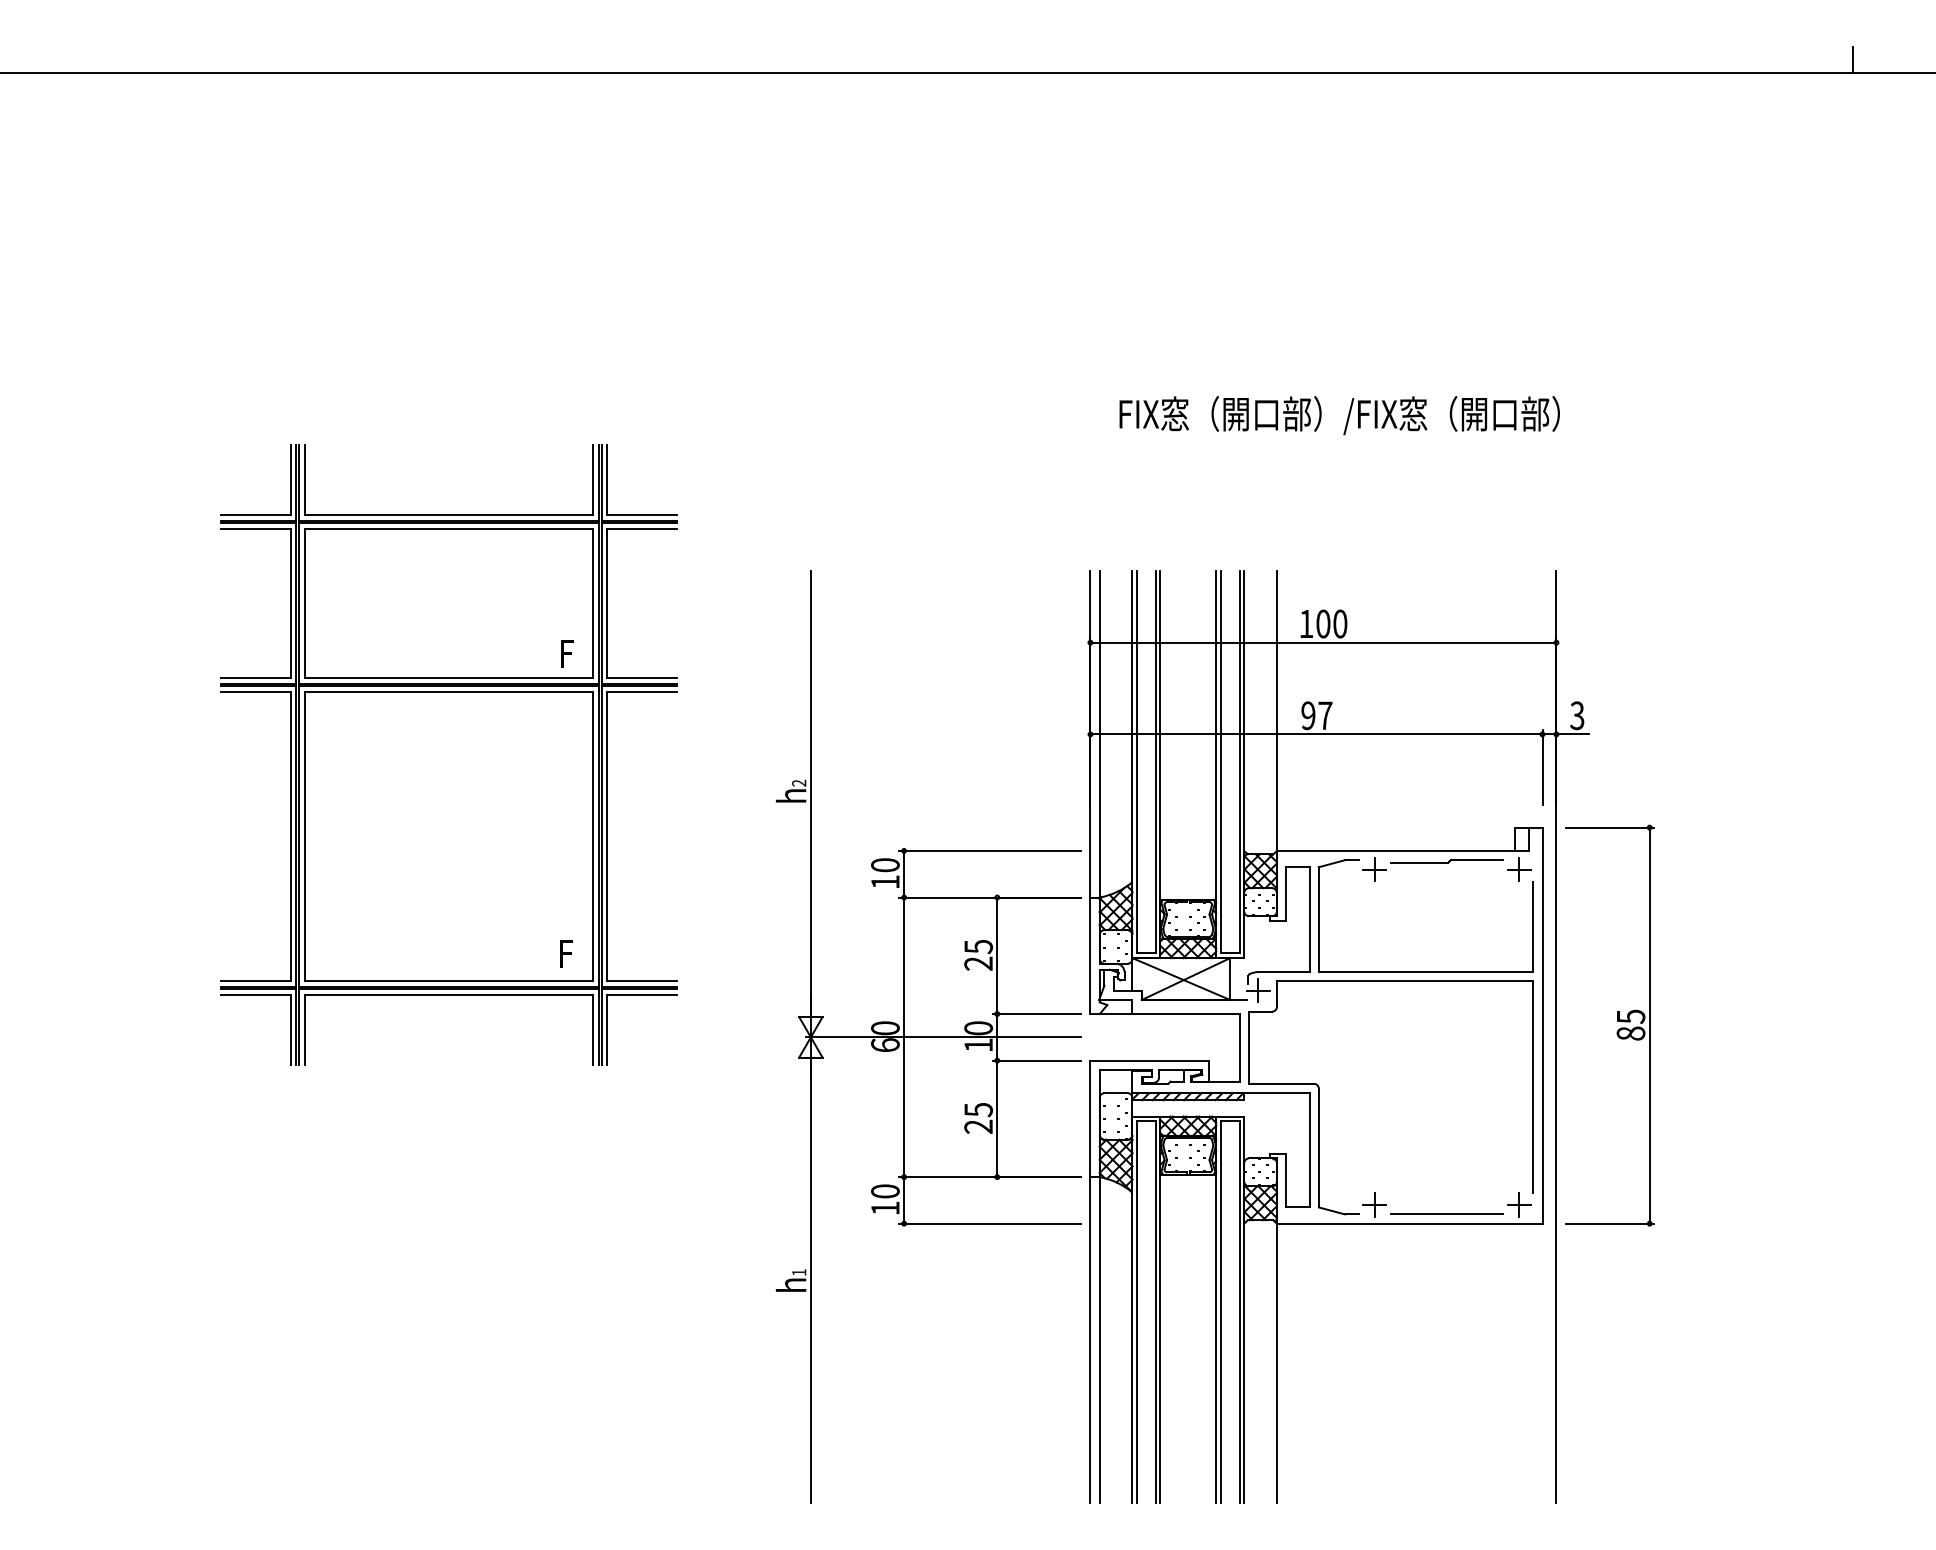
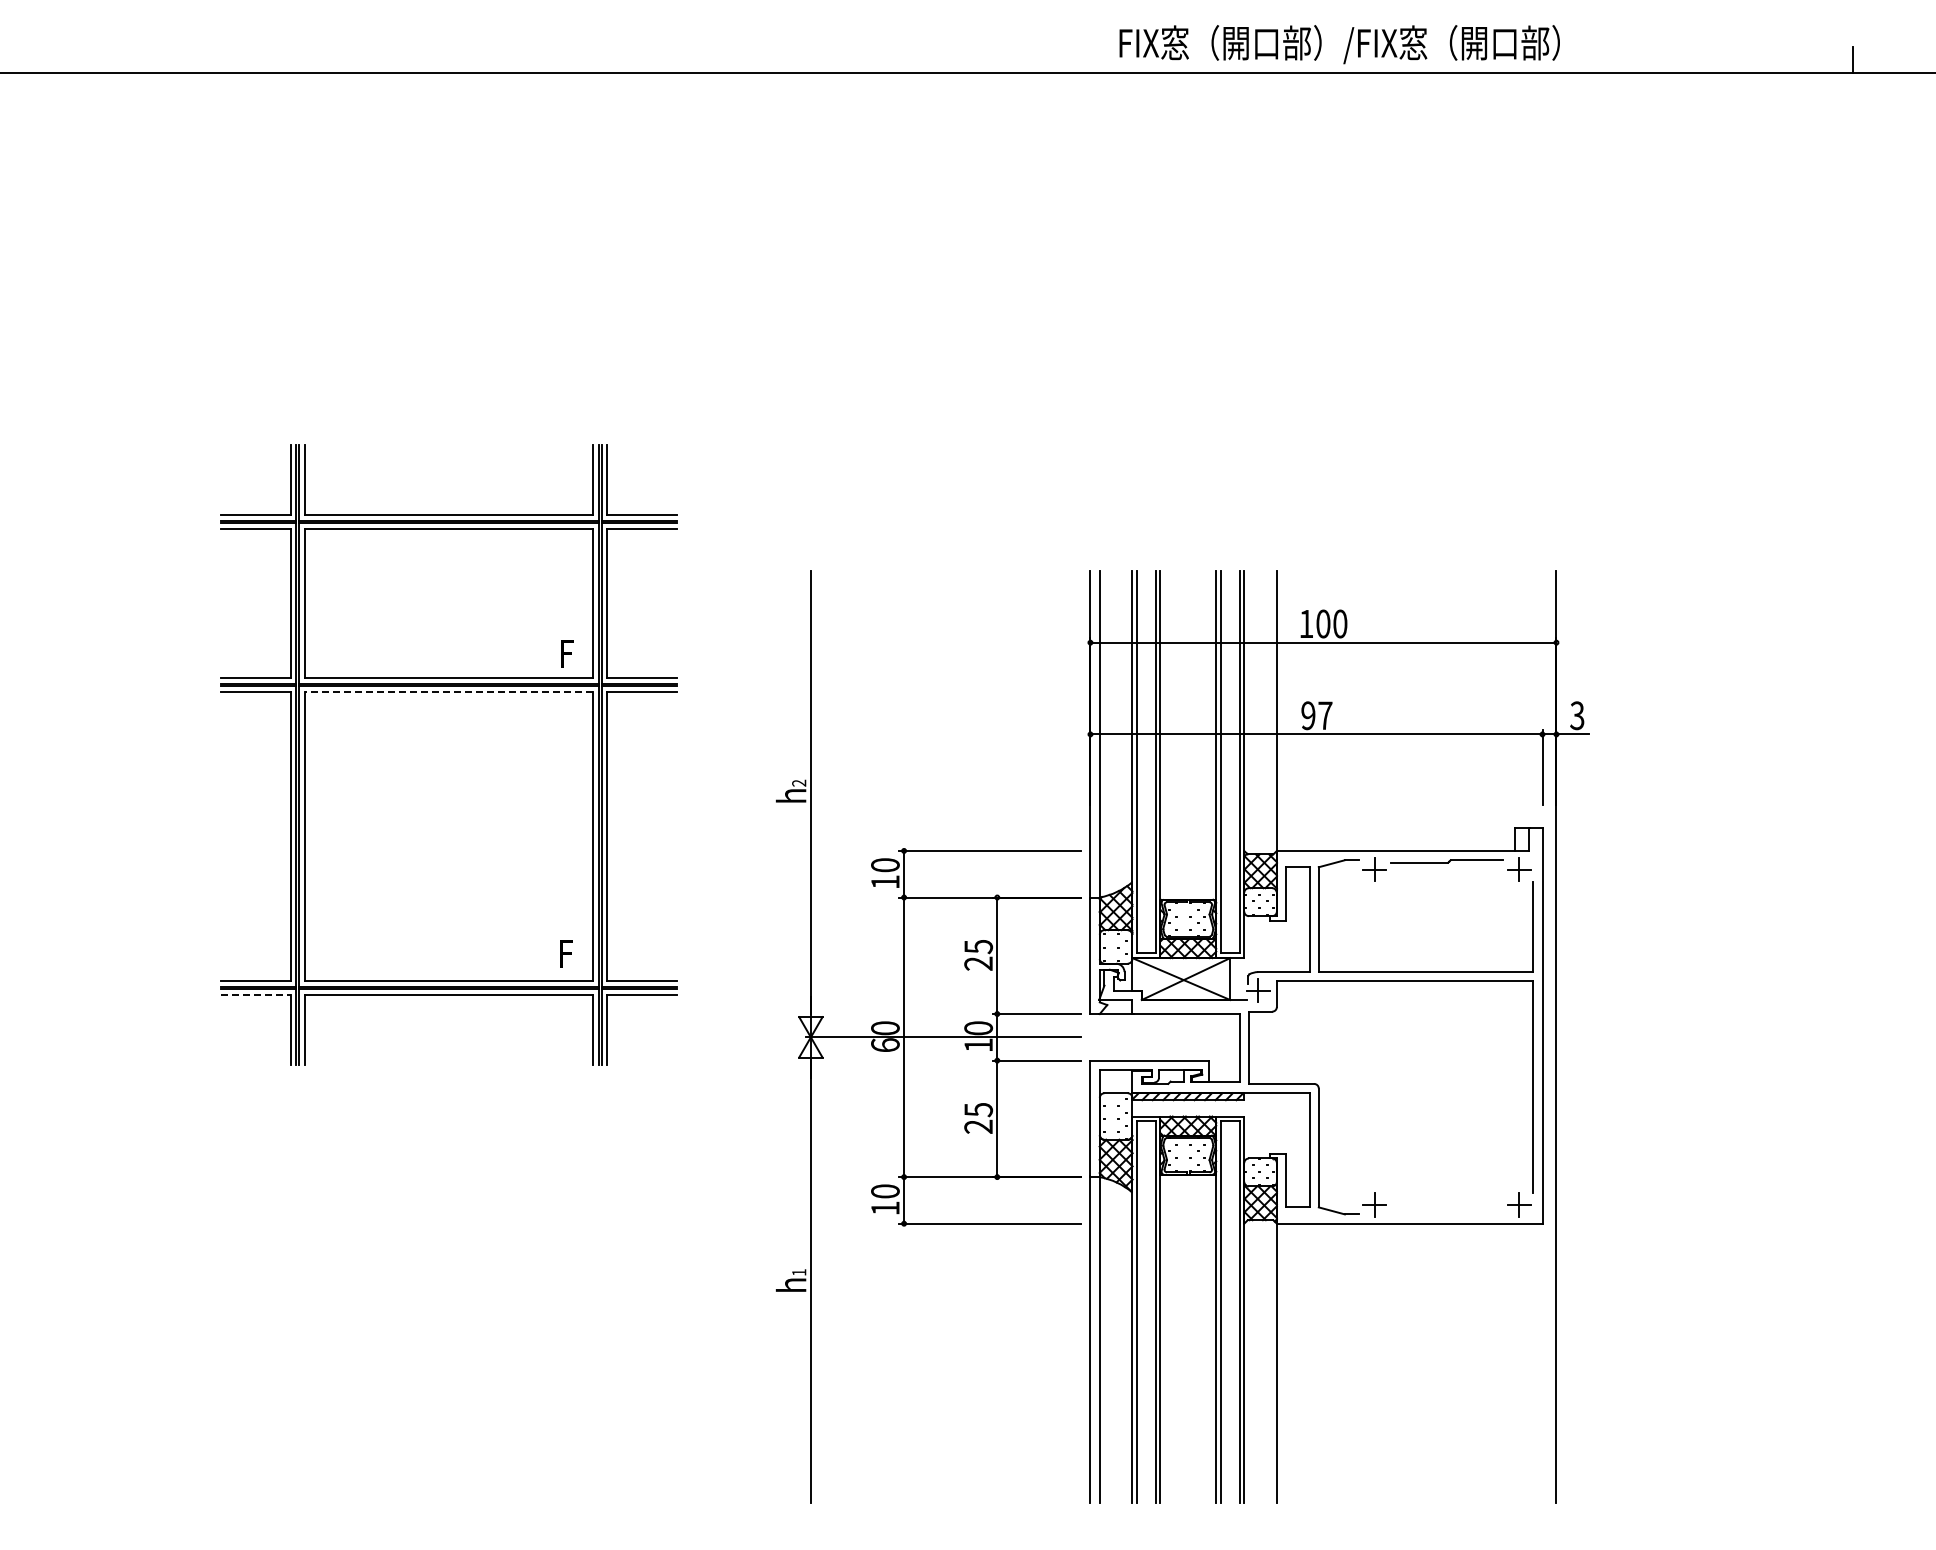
text position: (1339, 415) -> (1339, 44) (1339, 44)
line: solid -> dashed (448, 692)
line: solid -> dashed (255, 995)
part: present -> none (1617, 1021)
line: present -> none (1446, 1214)
